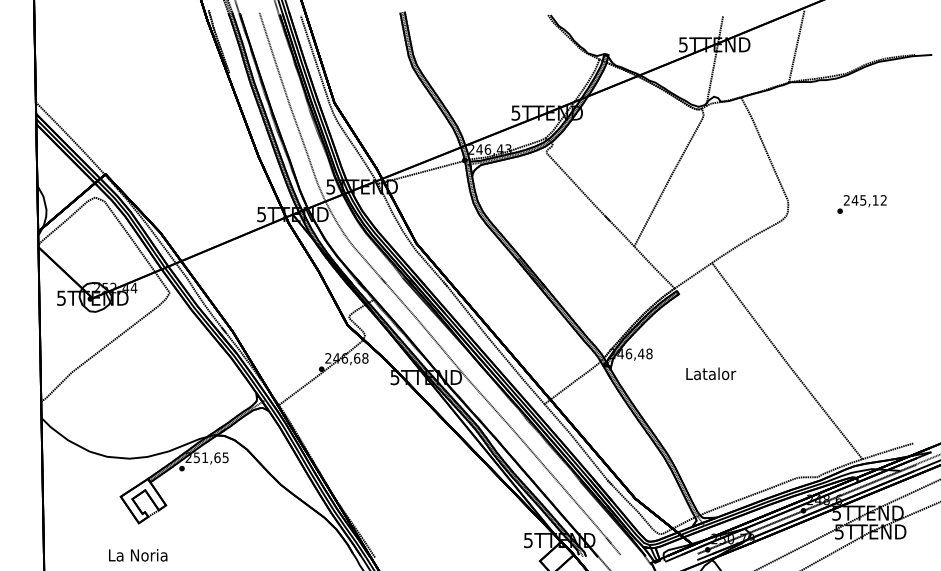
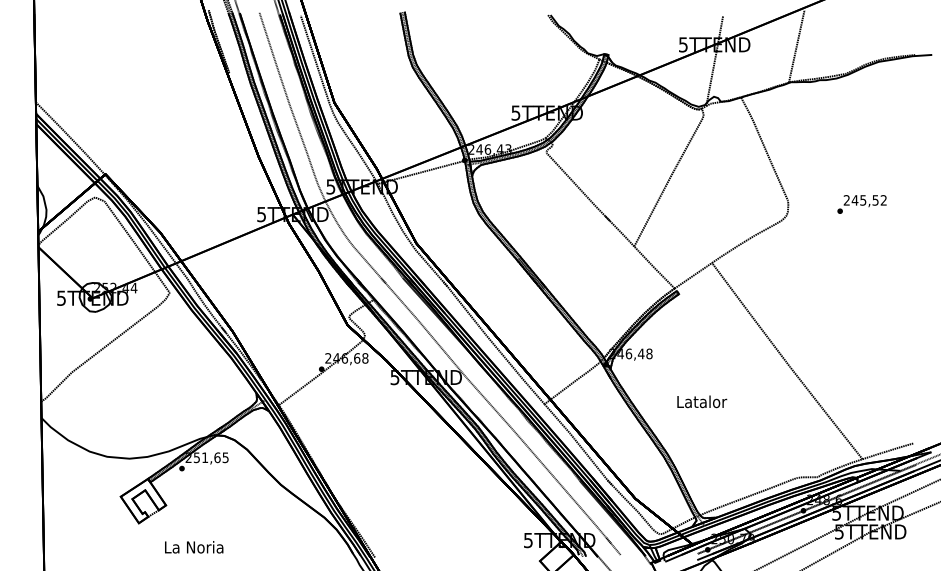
text: 245,12 -> 245,52 (875, 200)
text position: (711, 373) -> (702, 401) (702, 401)
text position: (138, 555) -> (194, 547) (194, 547)
